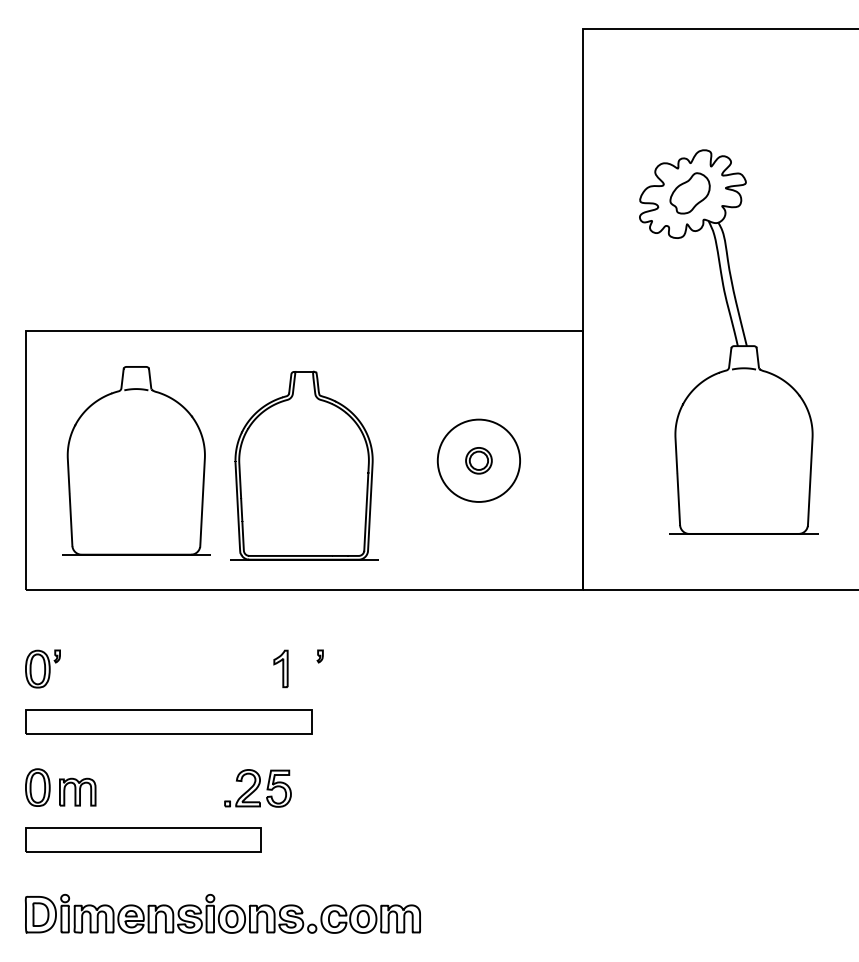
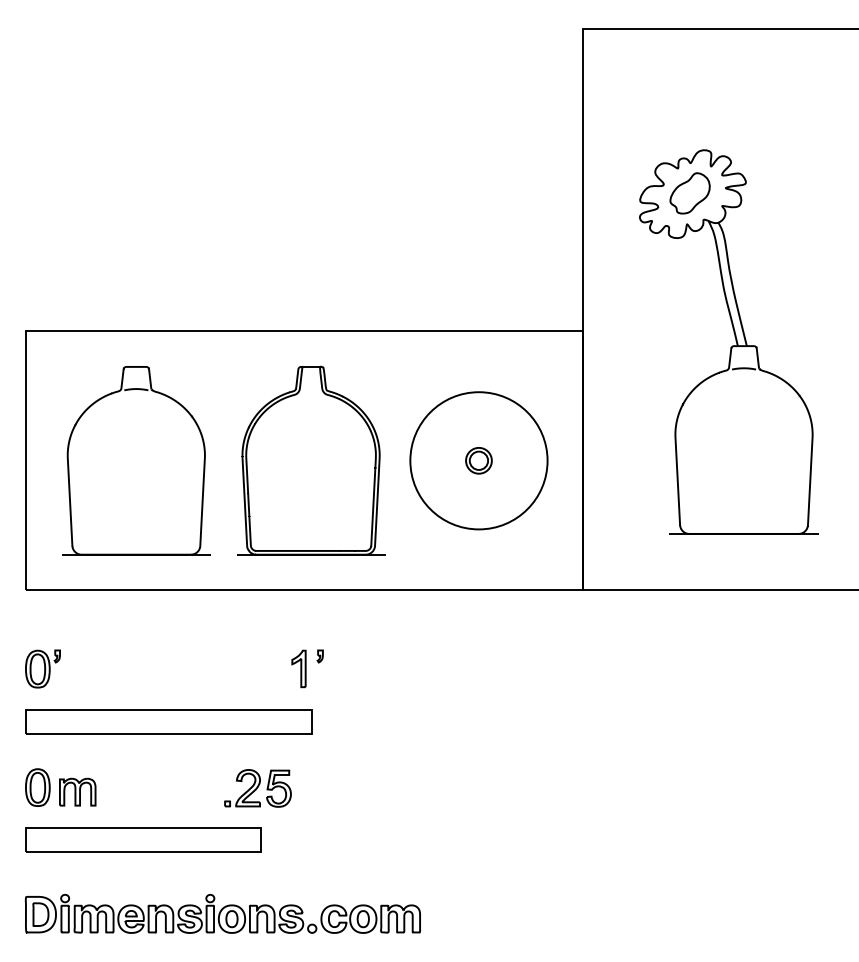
circle diameter: 82 px -> 137 px (478, 460)
part position: (304, 465) -> (311, 460) (311, 460)
part position: (280, 668) -> (298, 668) (298, 668)
